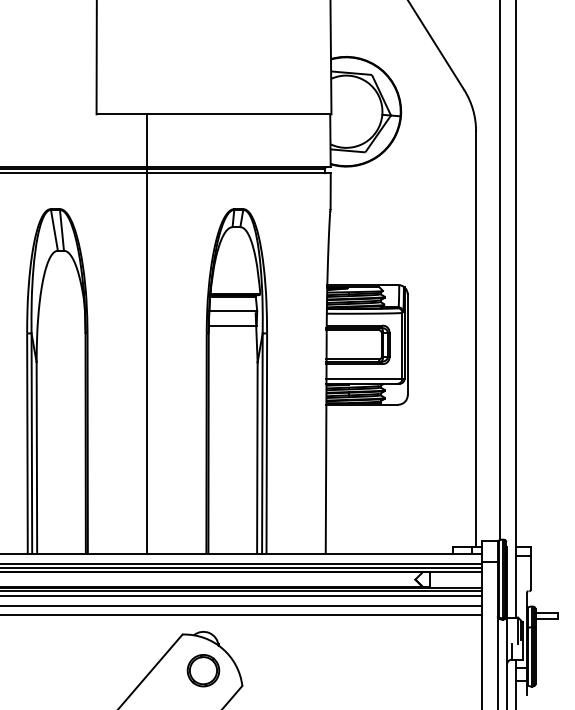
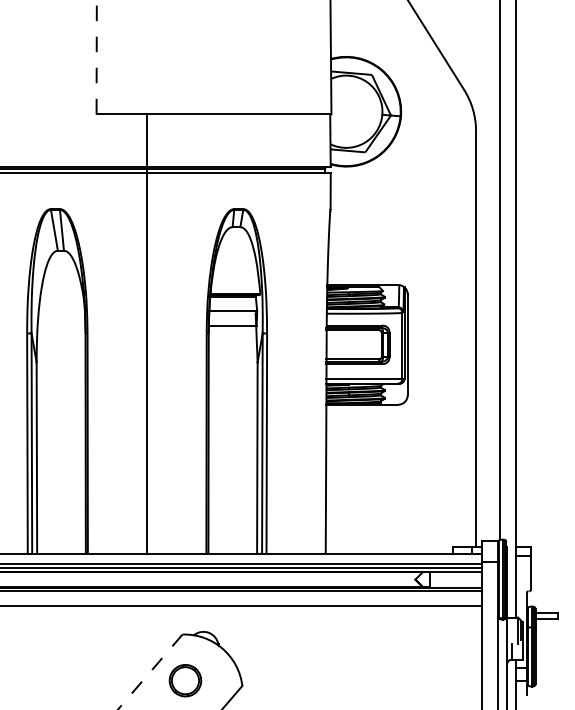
line: solid -> dashed (96, 57)
line: present -> none (242, 595)
line: present -> none (242, 615)
part position: (203, 670) -> (185, 680) (185, 680)
line: solid -> dashed (149, 672)
